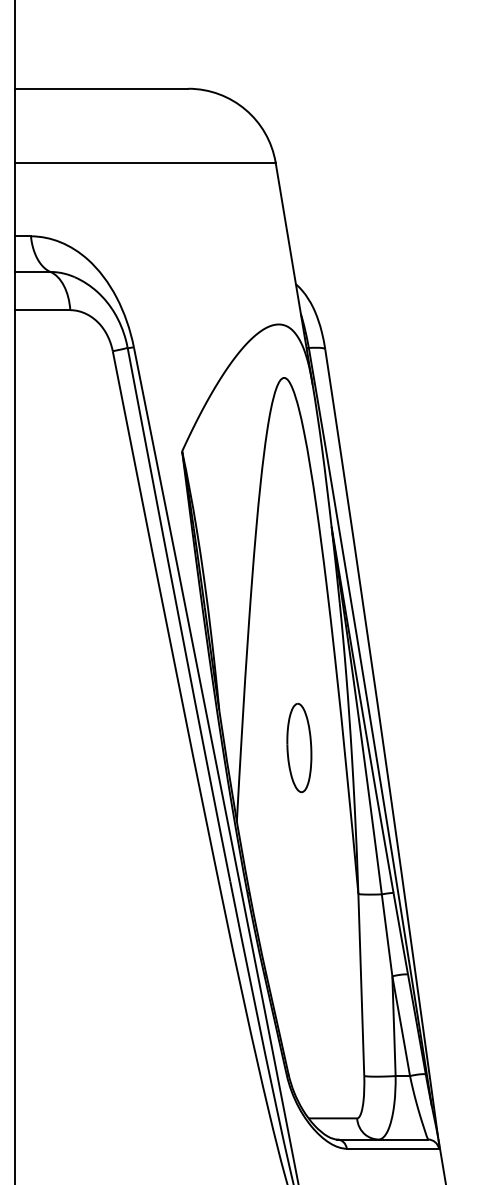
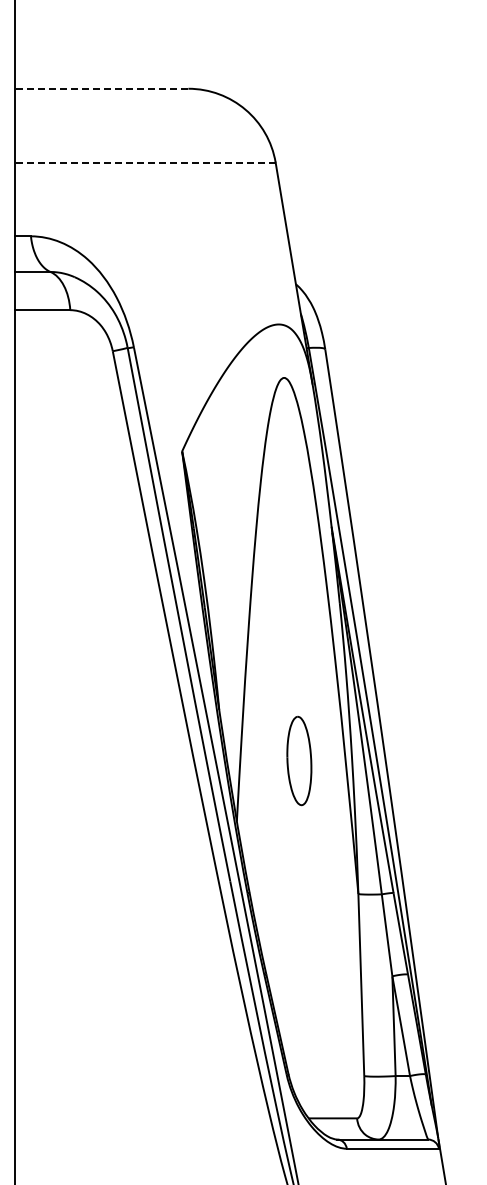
line: solid -> dashed (101, 88)
line: solid -> dashed (144, 162)
part position: (299, 747) -> (299, 760) (299, 760)
